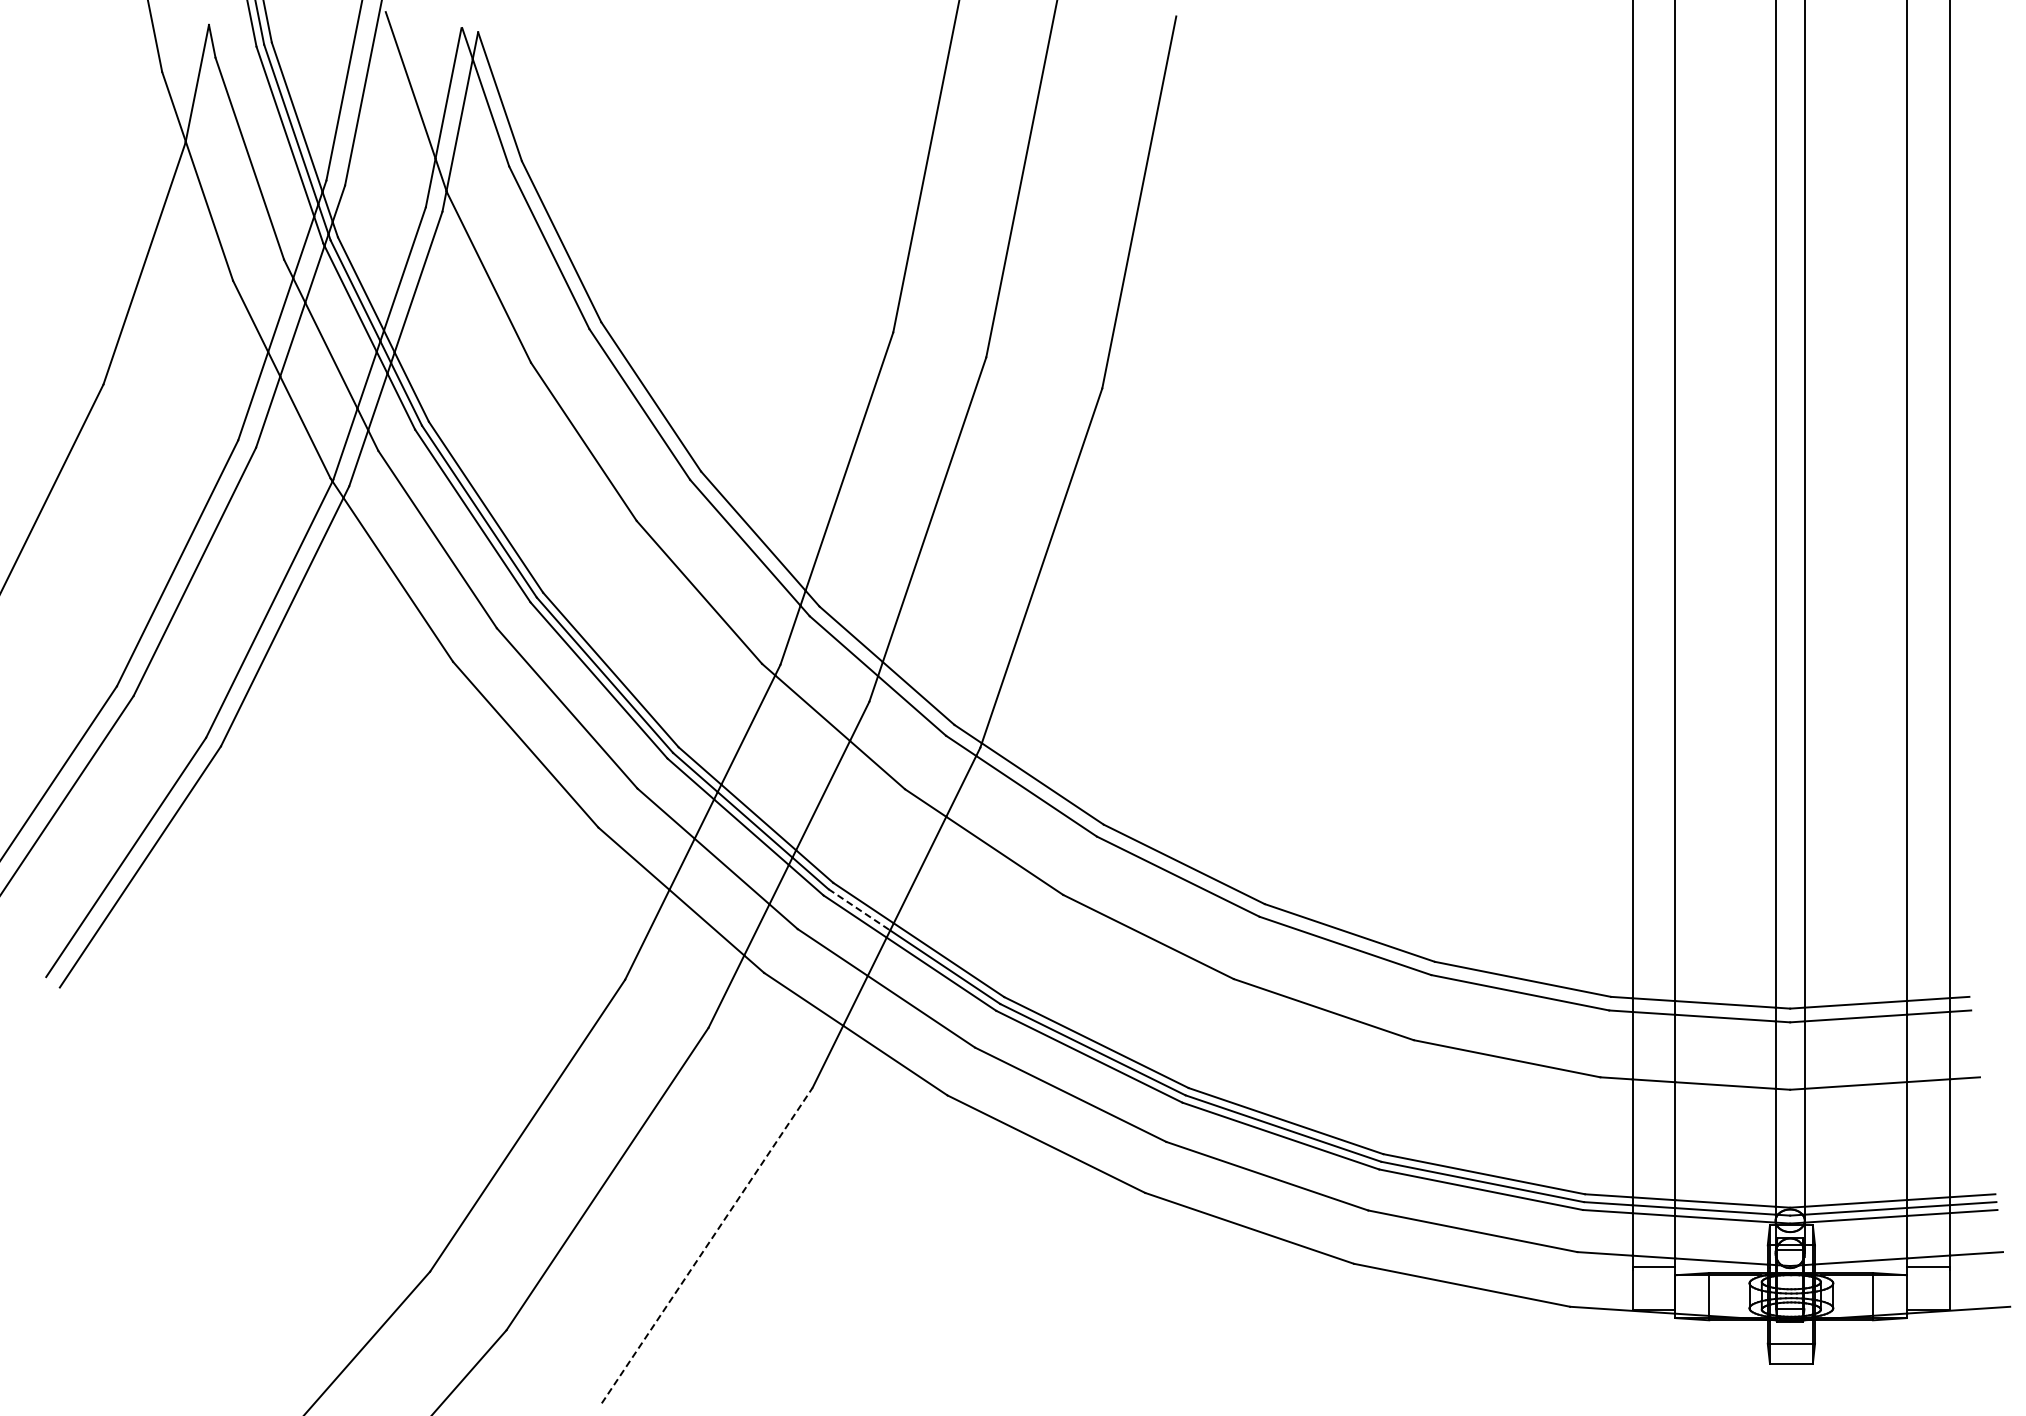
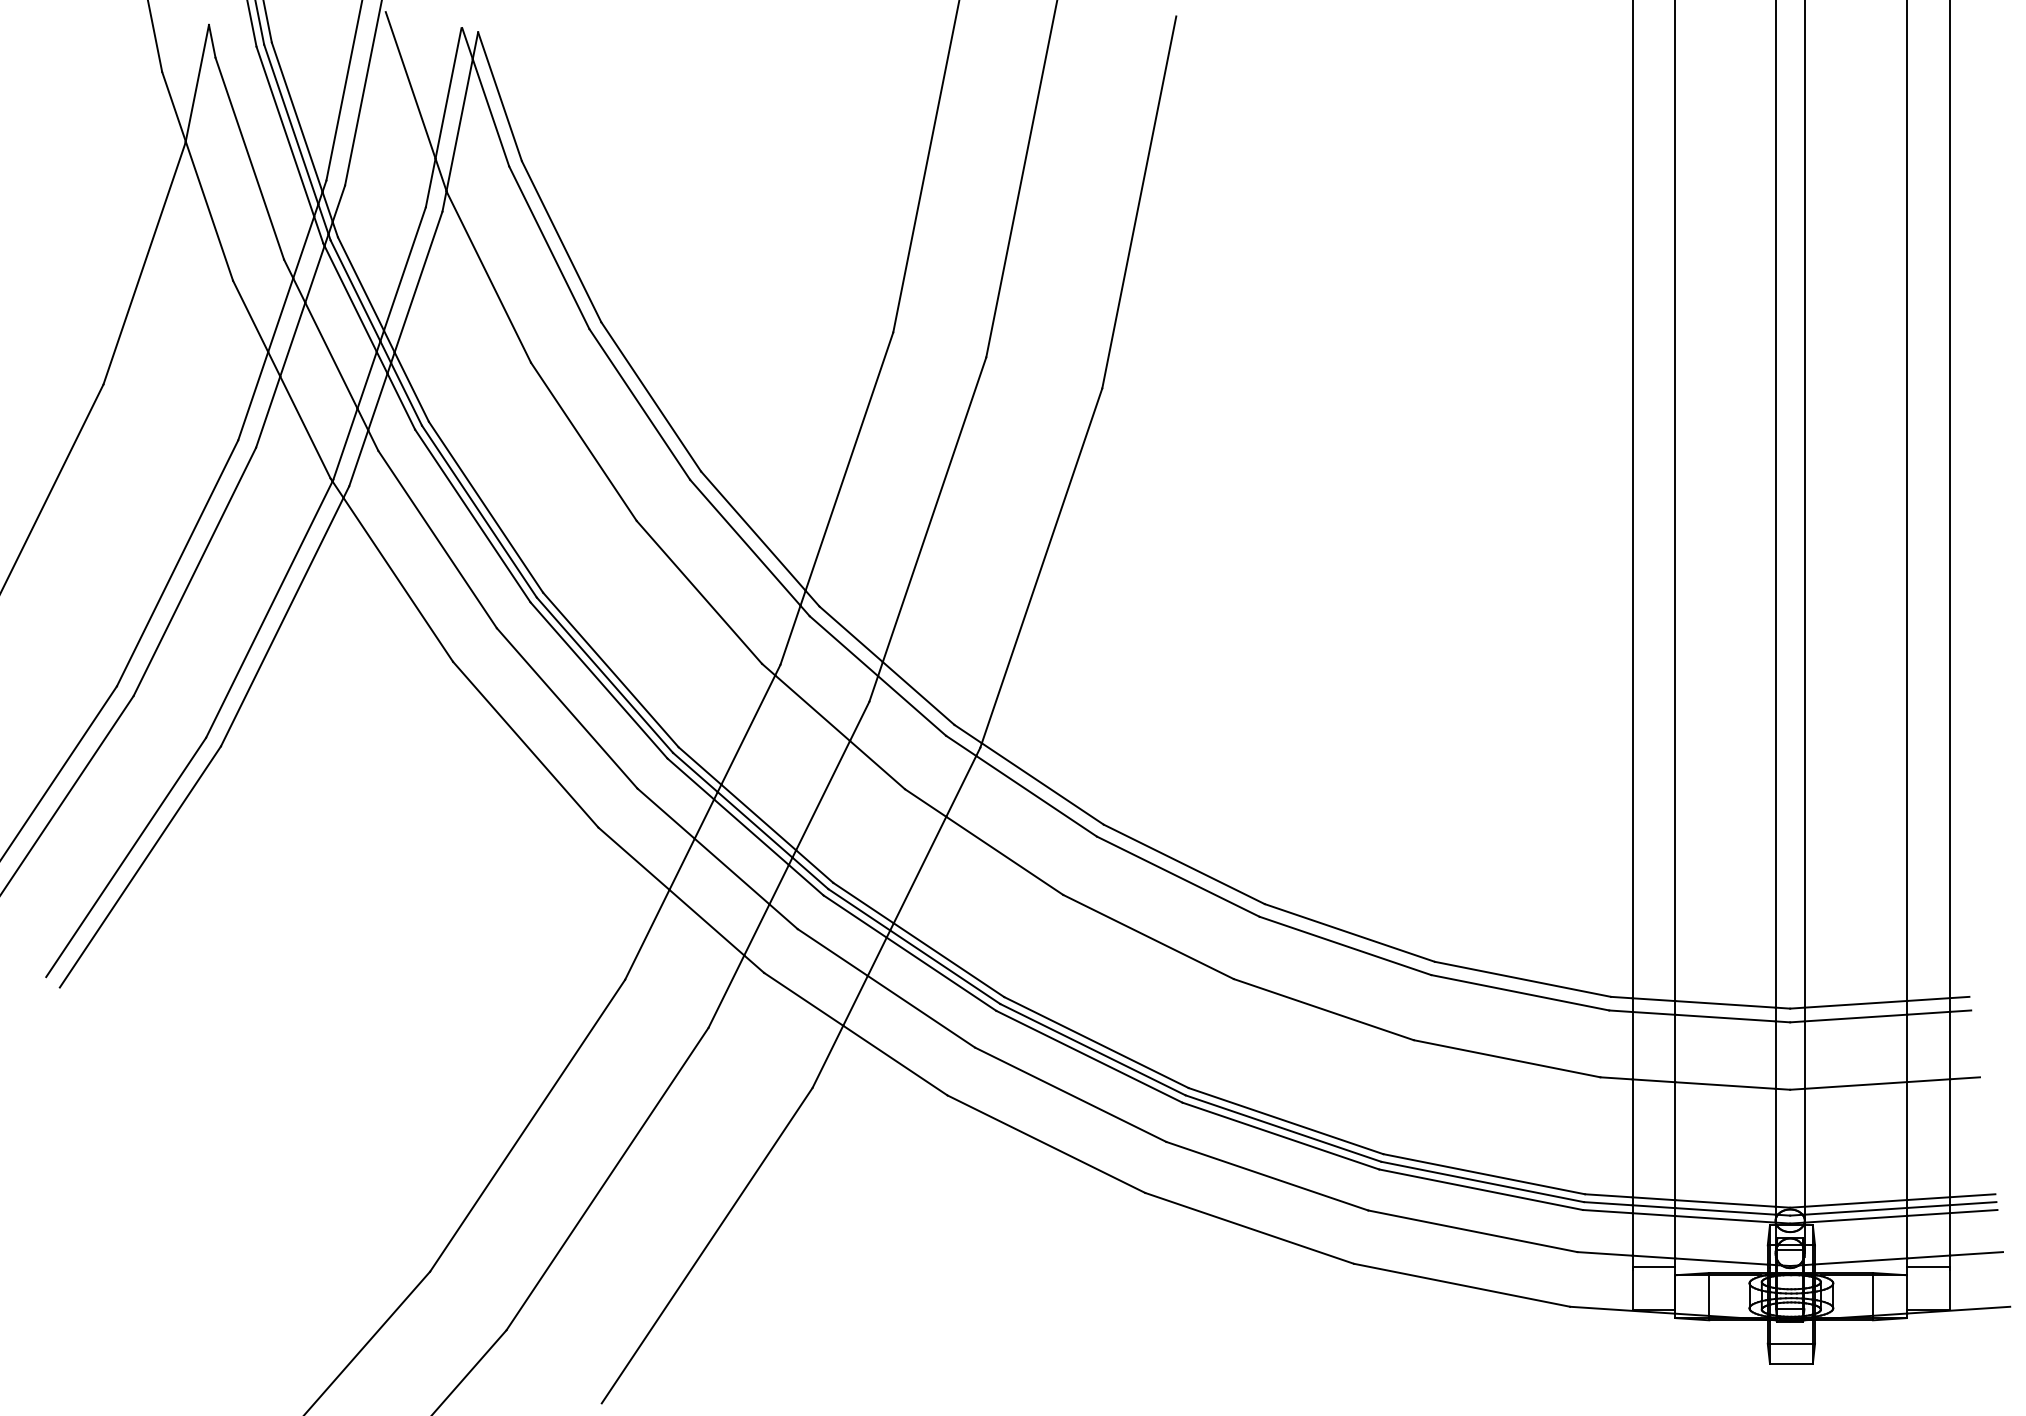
line: dashed -> solid (859, 910)
line: dashed -> solid (707, 1245)
